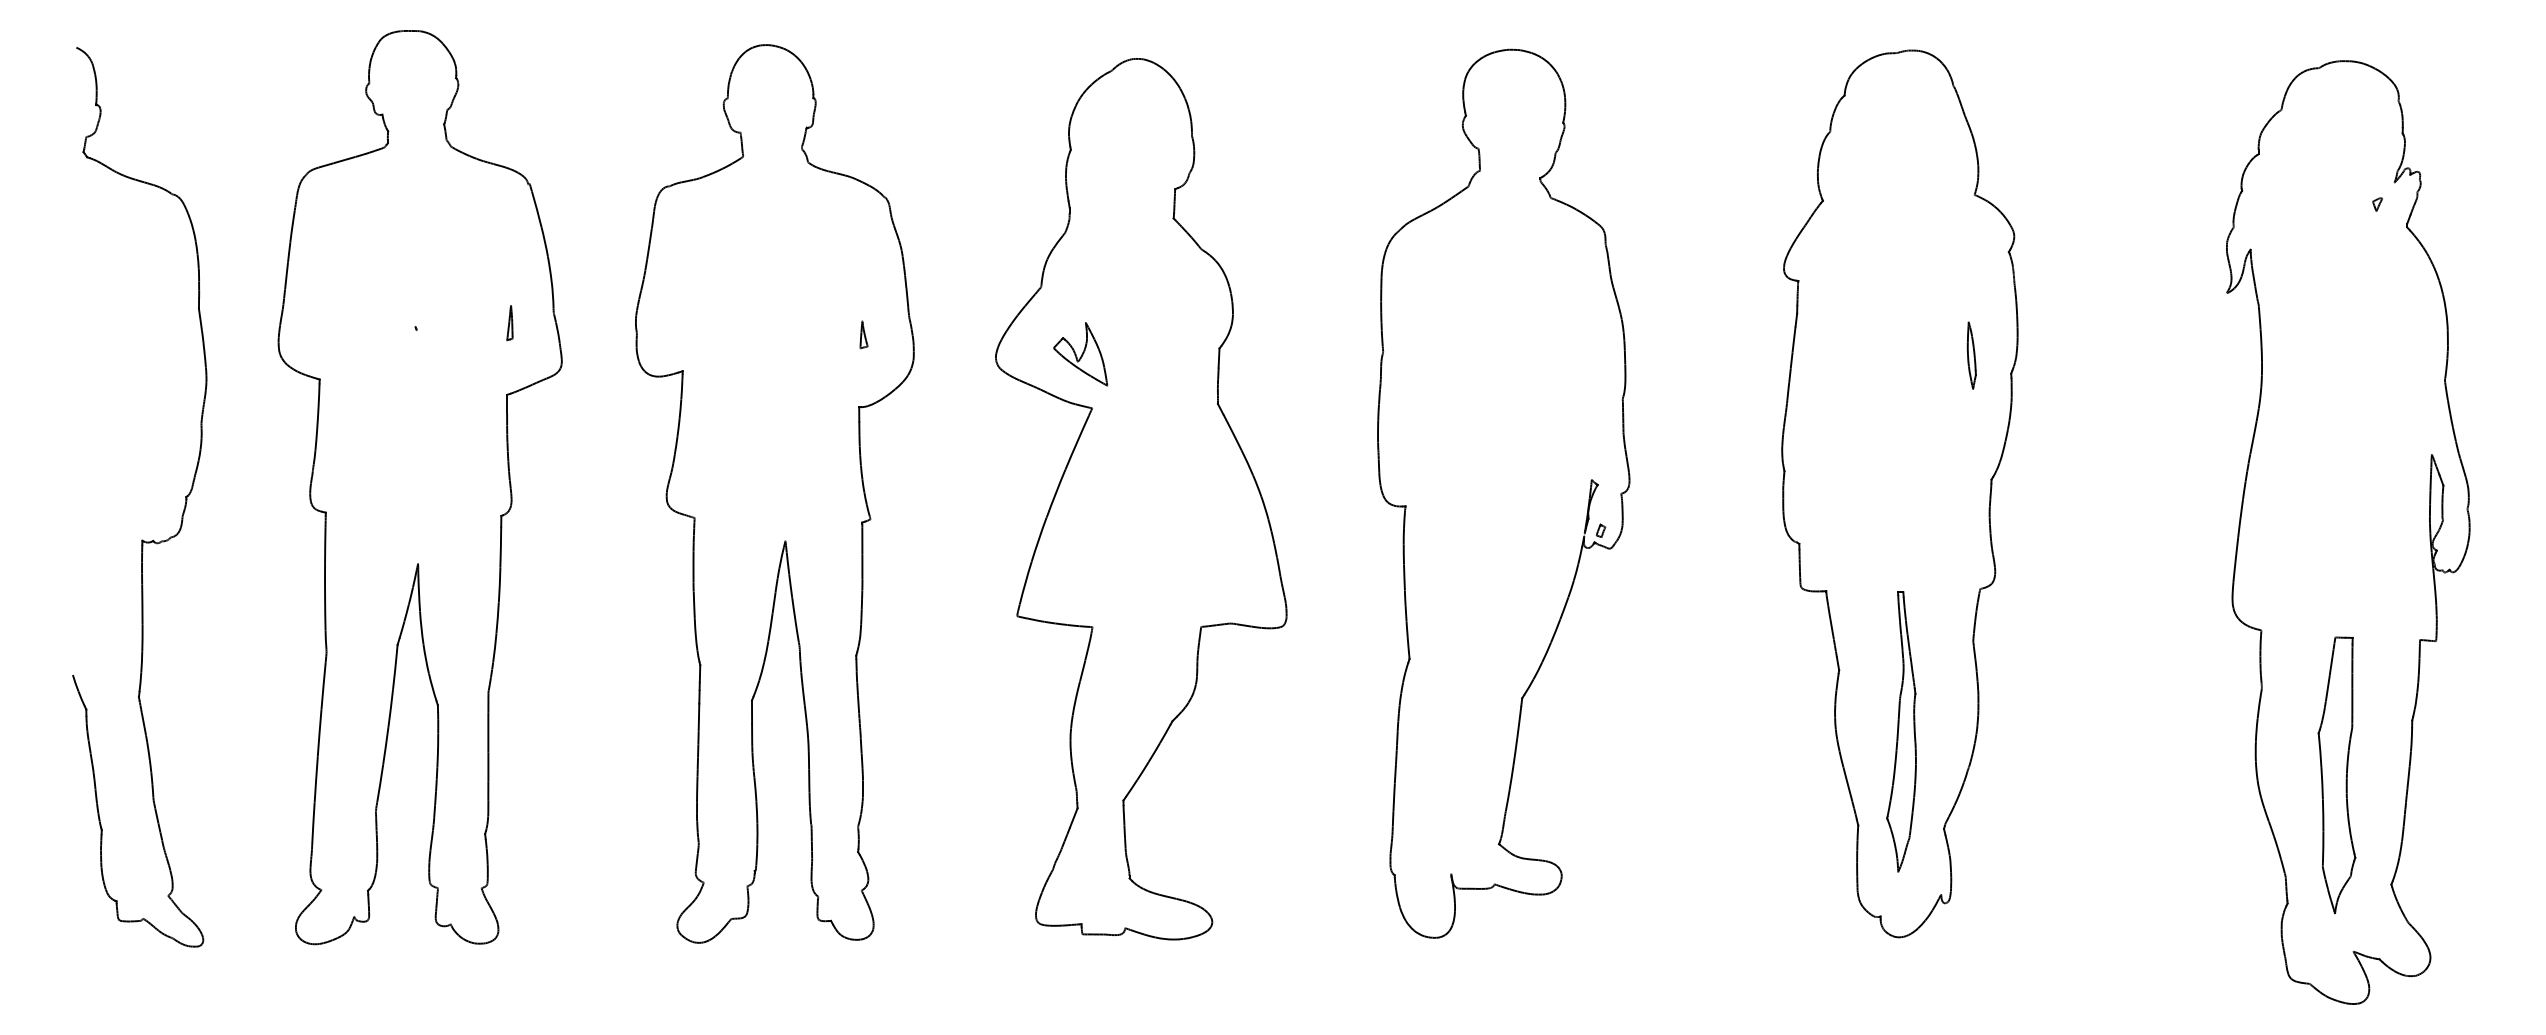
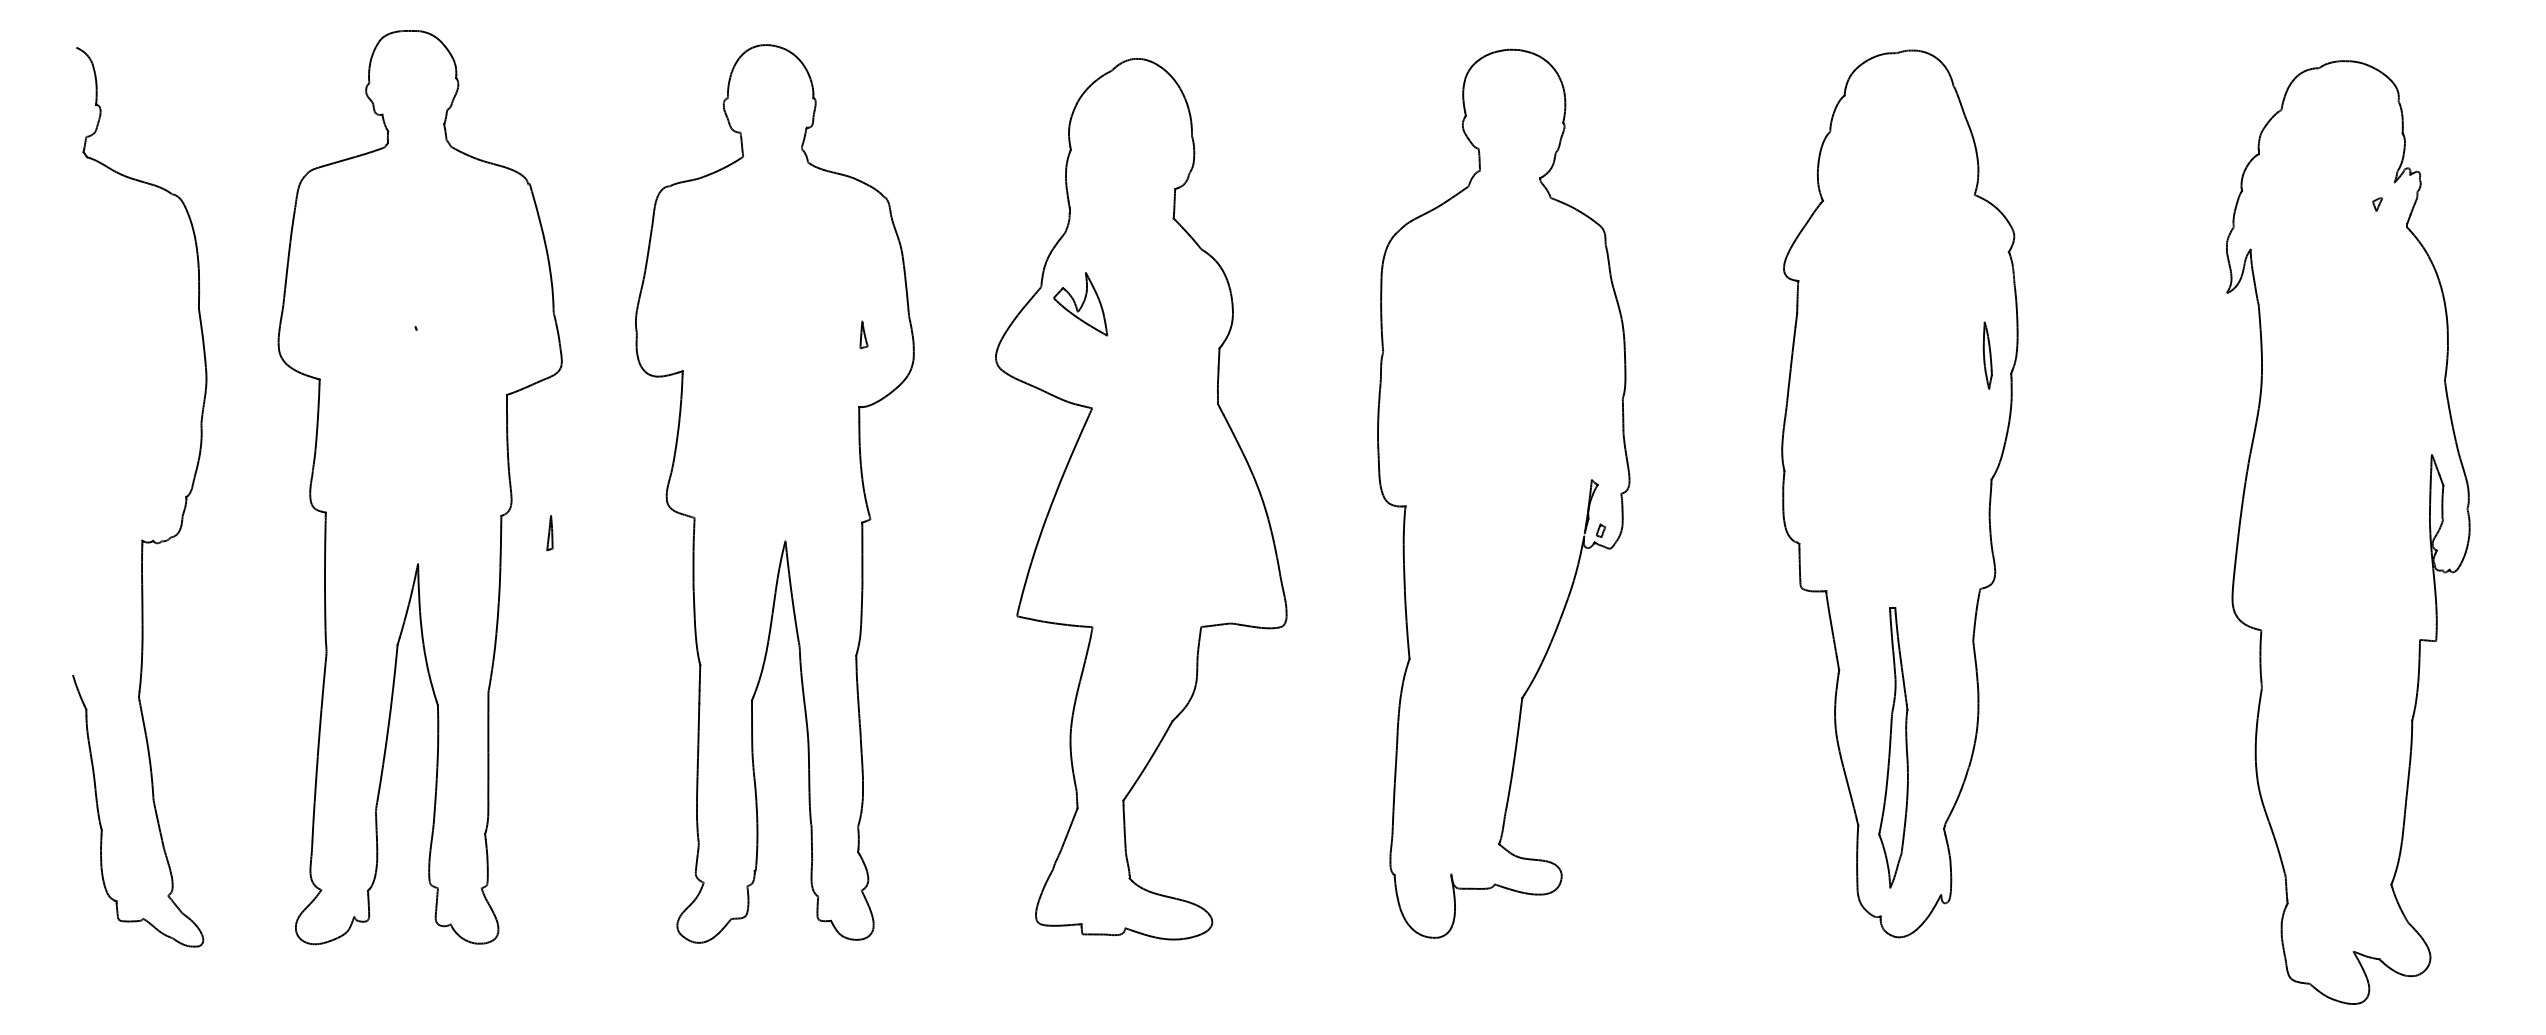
part position: (509, 323) -> (549, 533) (549, 533)
part position: (1080, 354) -> (1080, 304) (1080, 304)
part position: (1971, 355) -> (1987, 355) (1987, 355)
part position: (1901, 731) -> (1893, 747) (1893, 747)
part: present -> none (2336, 775)
